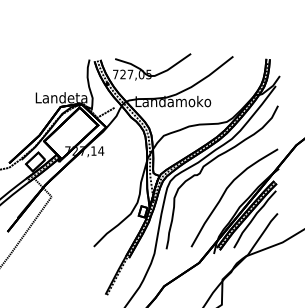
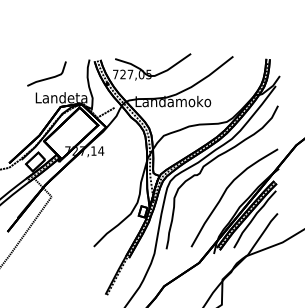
curve: none -> present (47, 77)
